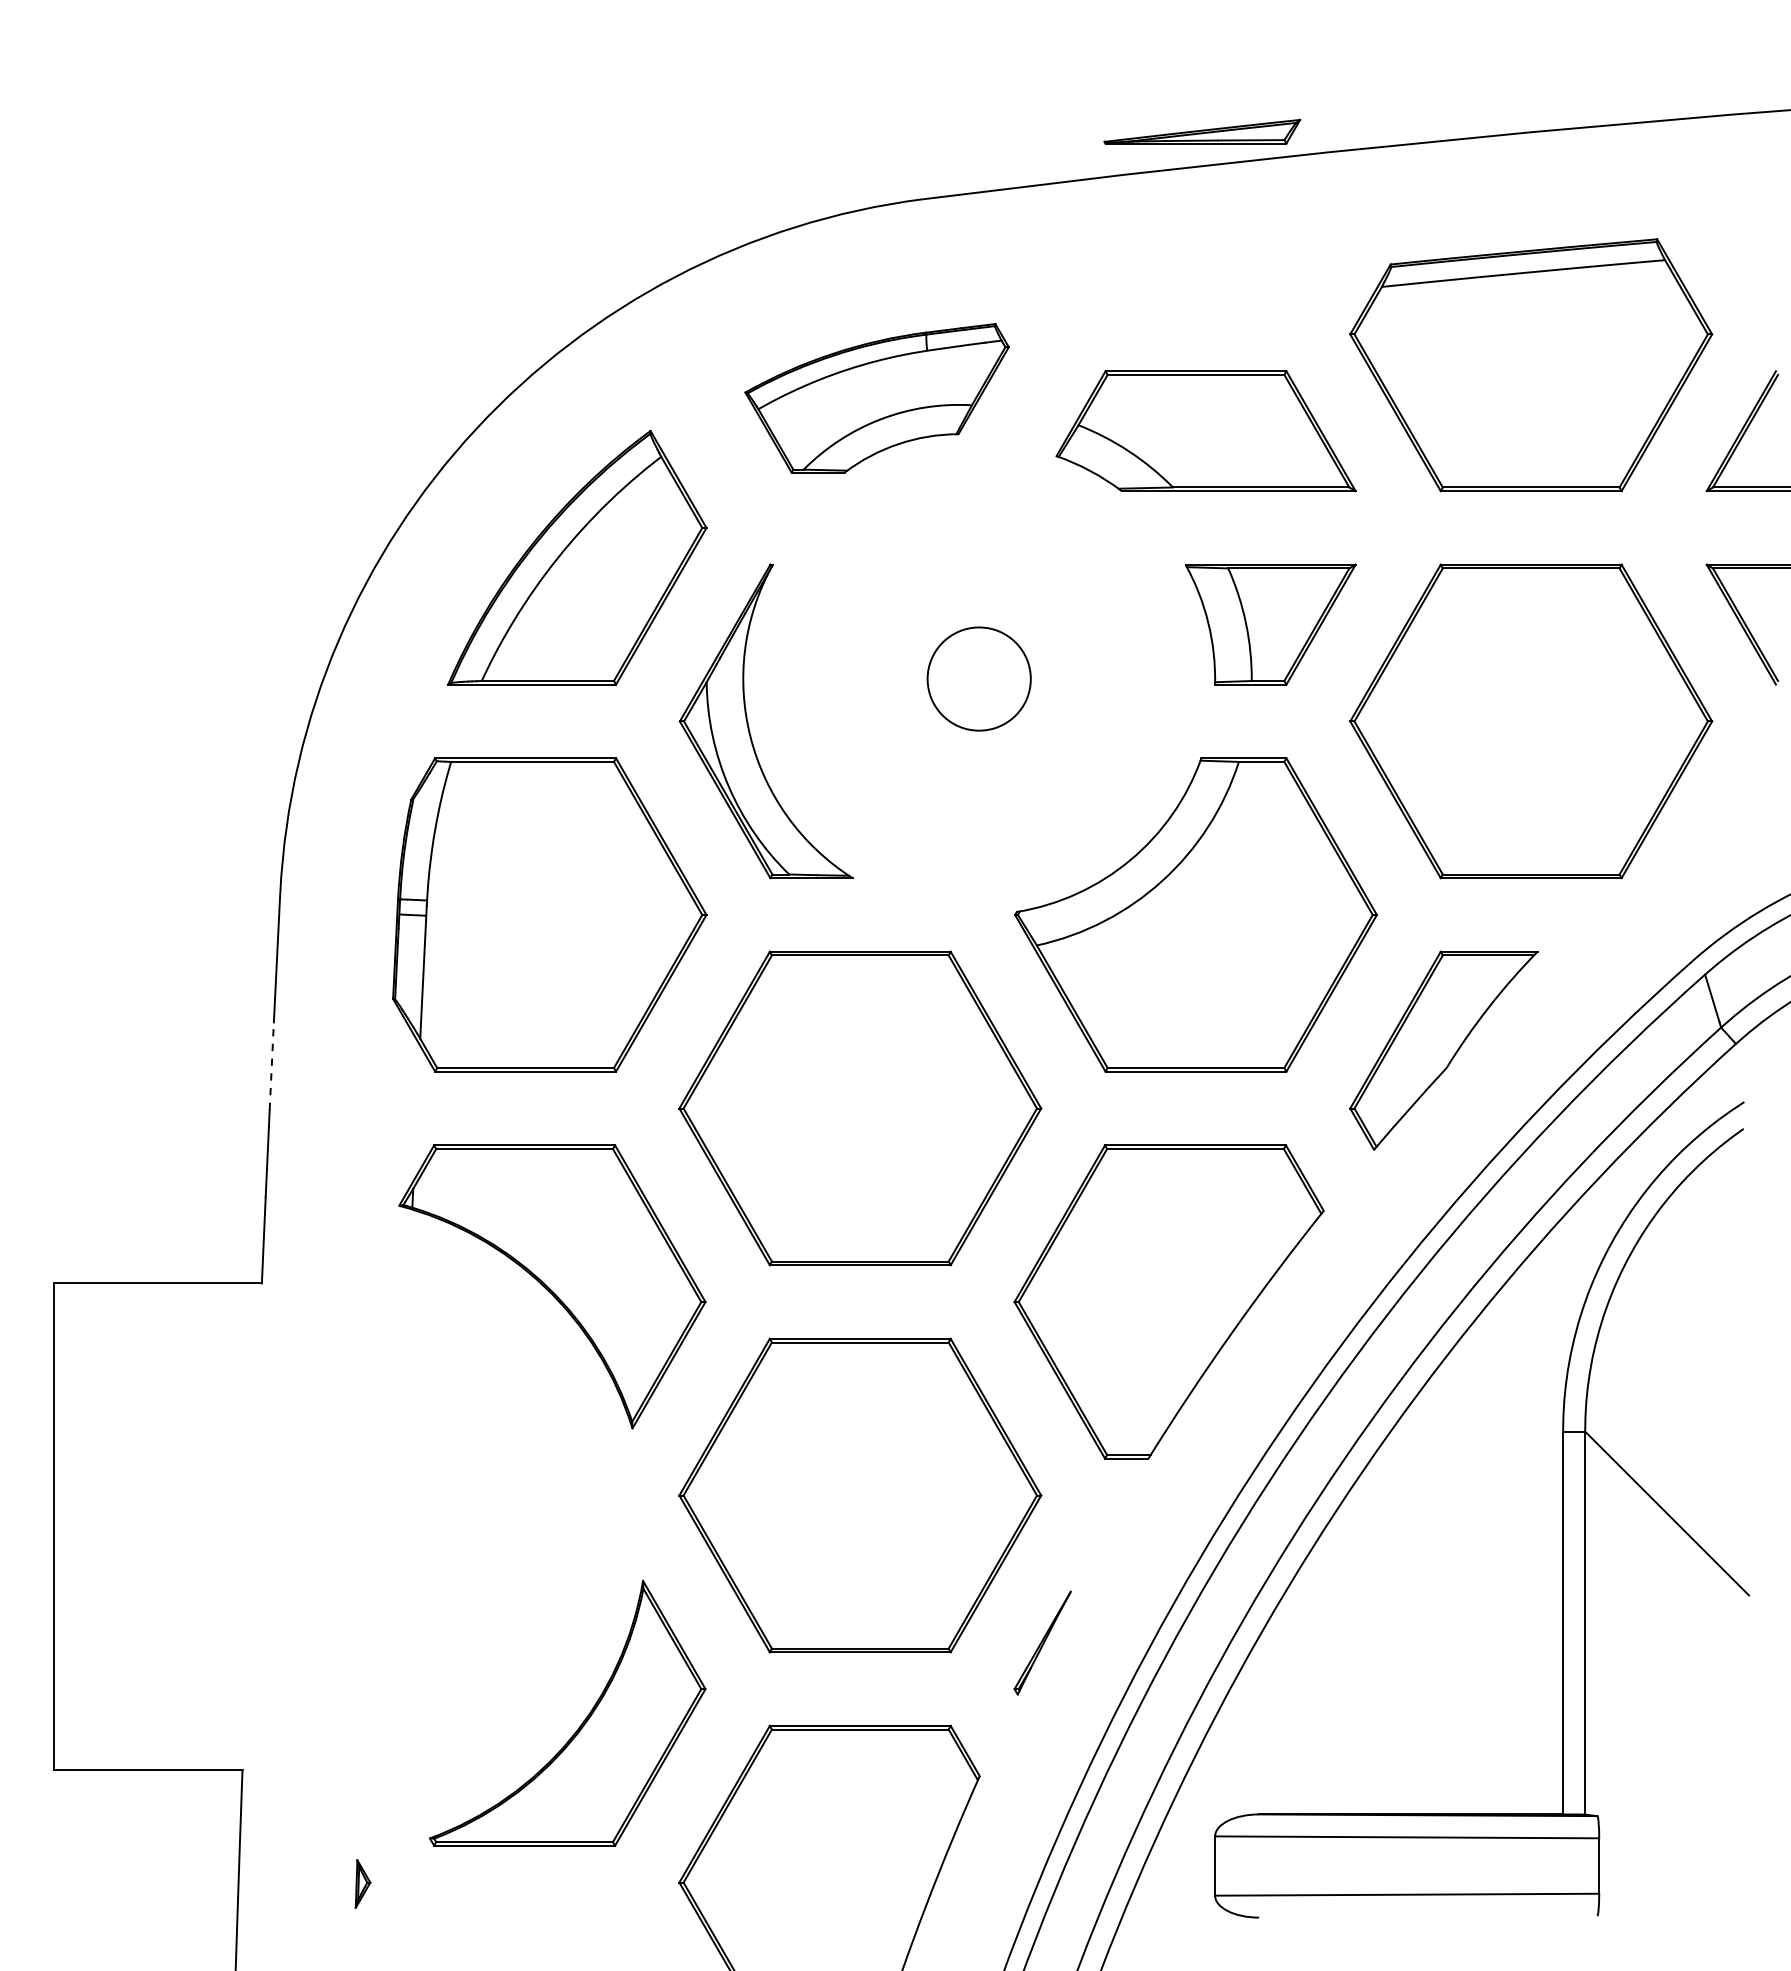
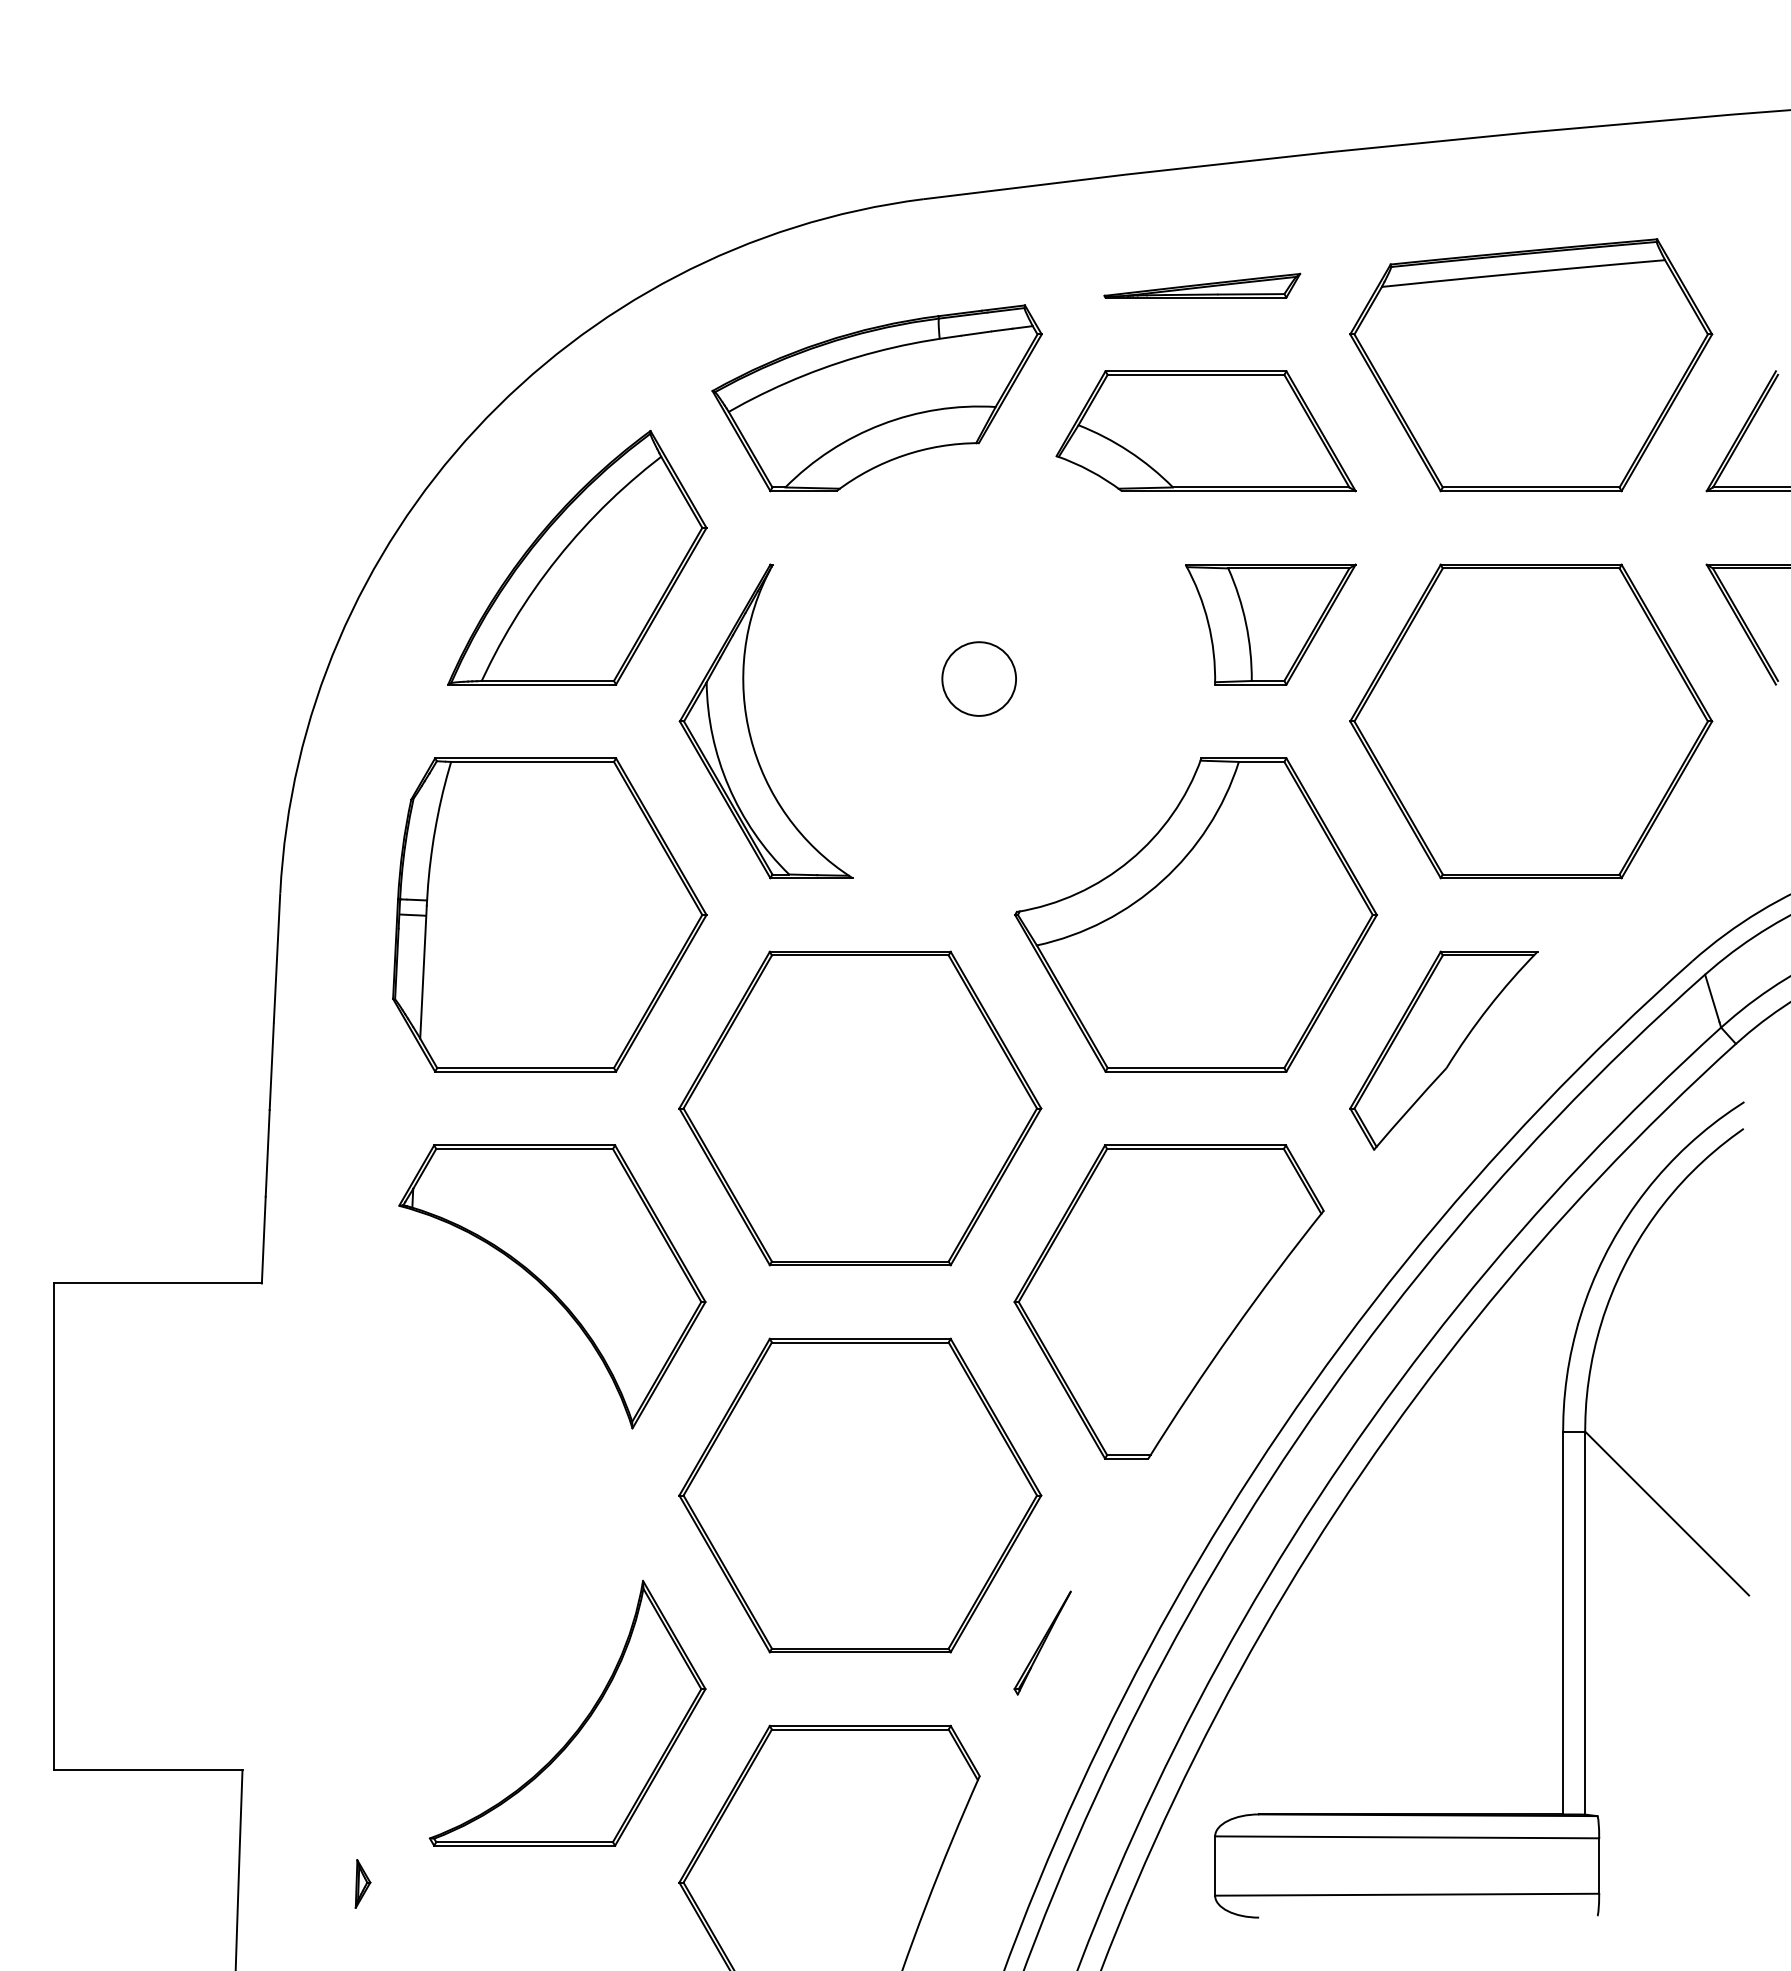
part position: (1202, 131) -> (1202, 285) (1202, 285)
part size: 266x151 px -> 332x189 px (876, 398)
circle diameter: 103 px -> 74 px (979, 678)
line: dashed -> solid (271, 1066)
